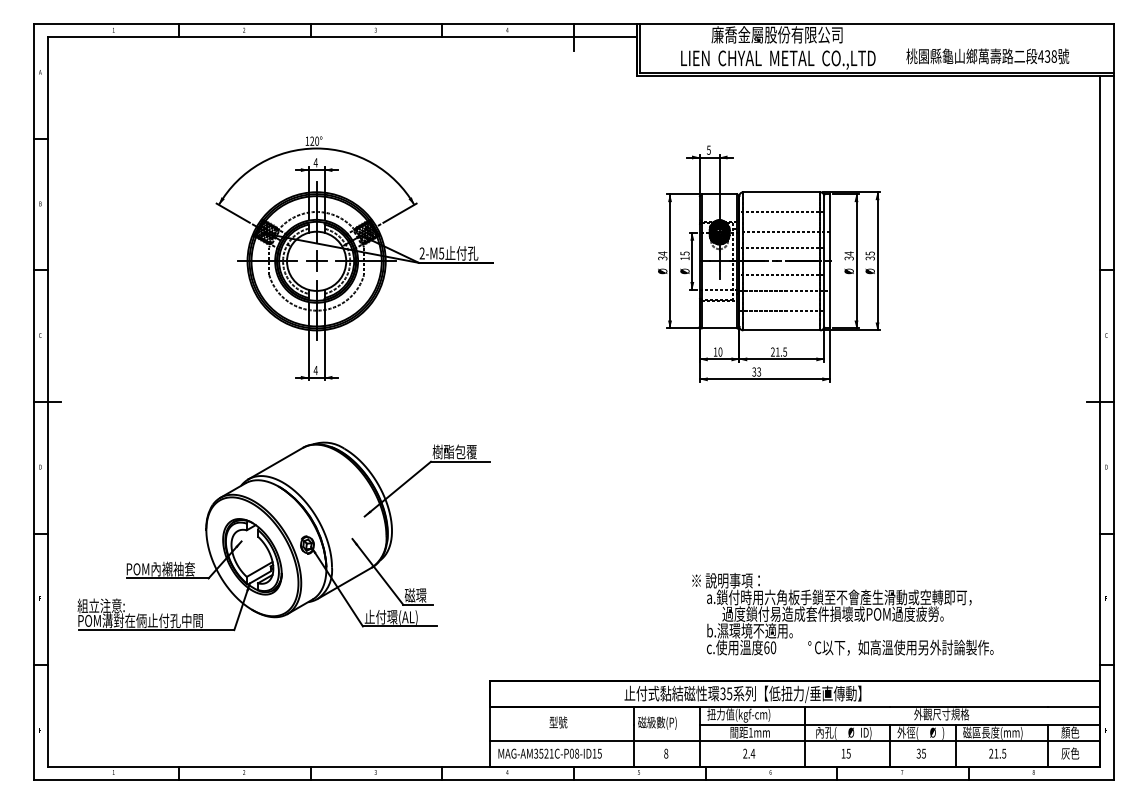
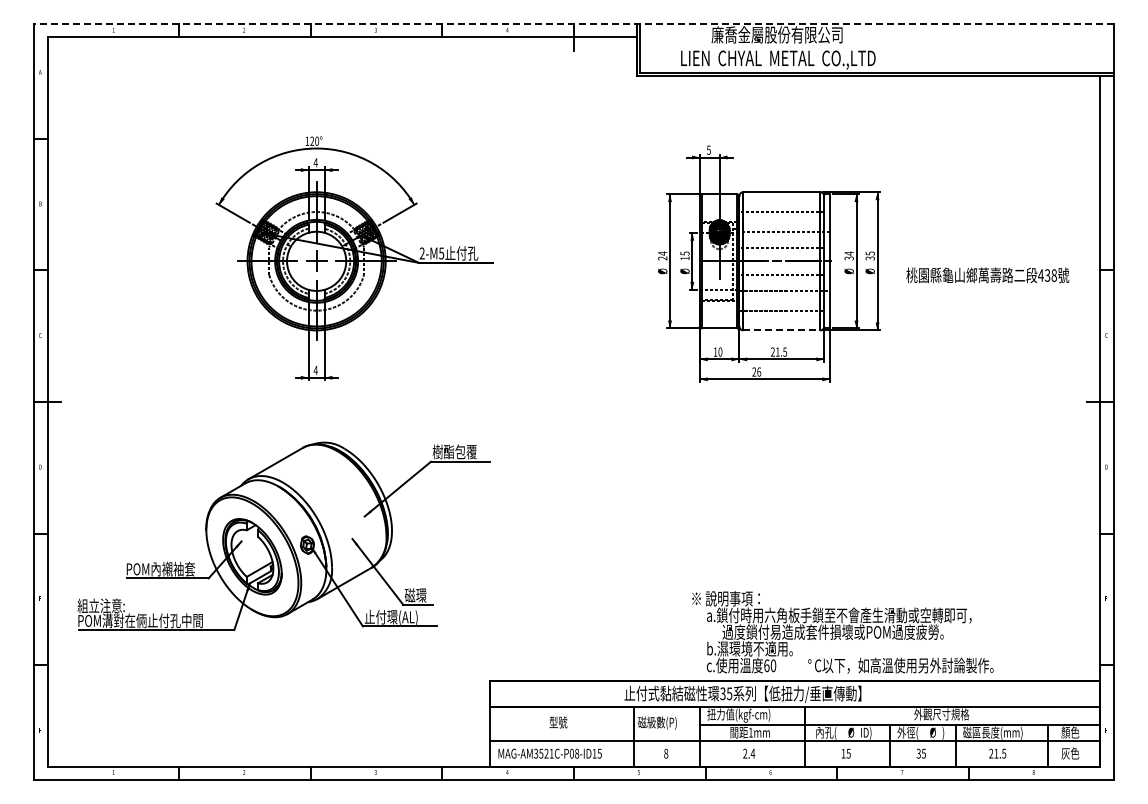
line: solid -> dashed (574, 24)
text position: (987, 56) -> (987, 275) (987, 275)
text: 34 -> 24 (663, 258)
line: solid -> dashed (782, 330)
text: 33 -> 26 (756, 371)
text position: (842, 614) -> (842, 632) (842, 632)
